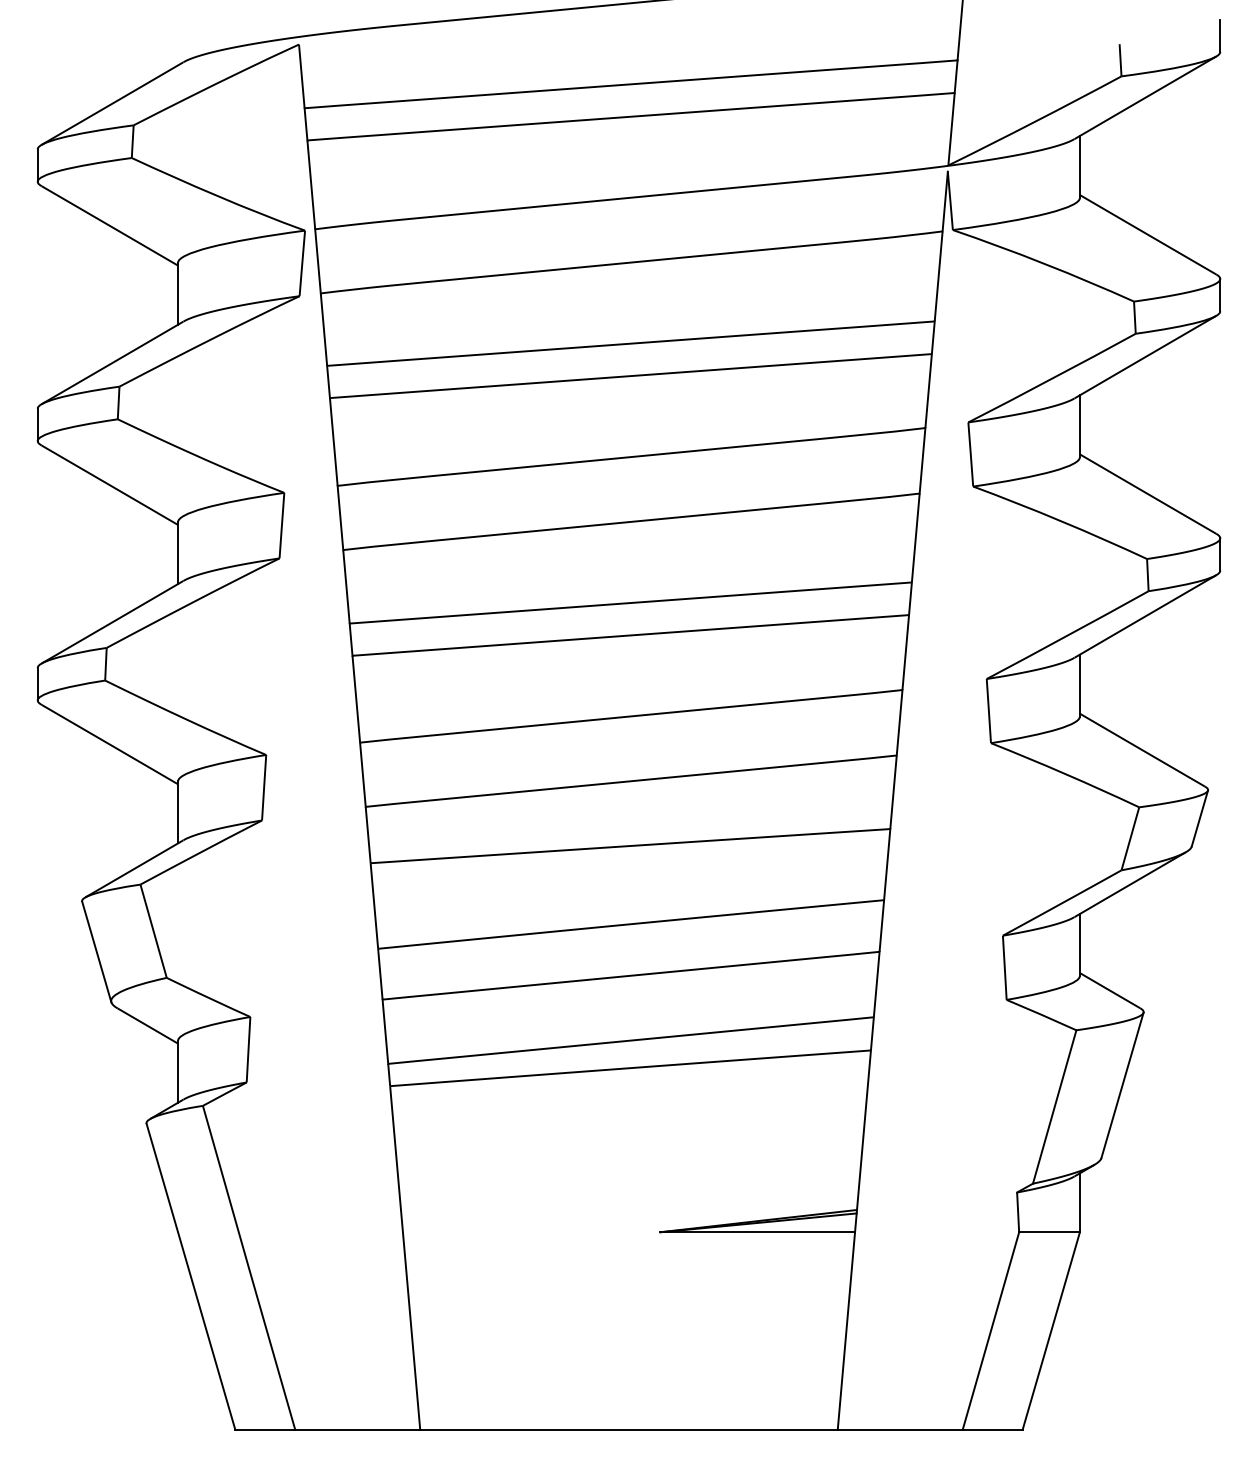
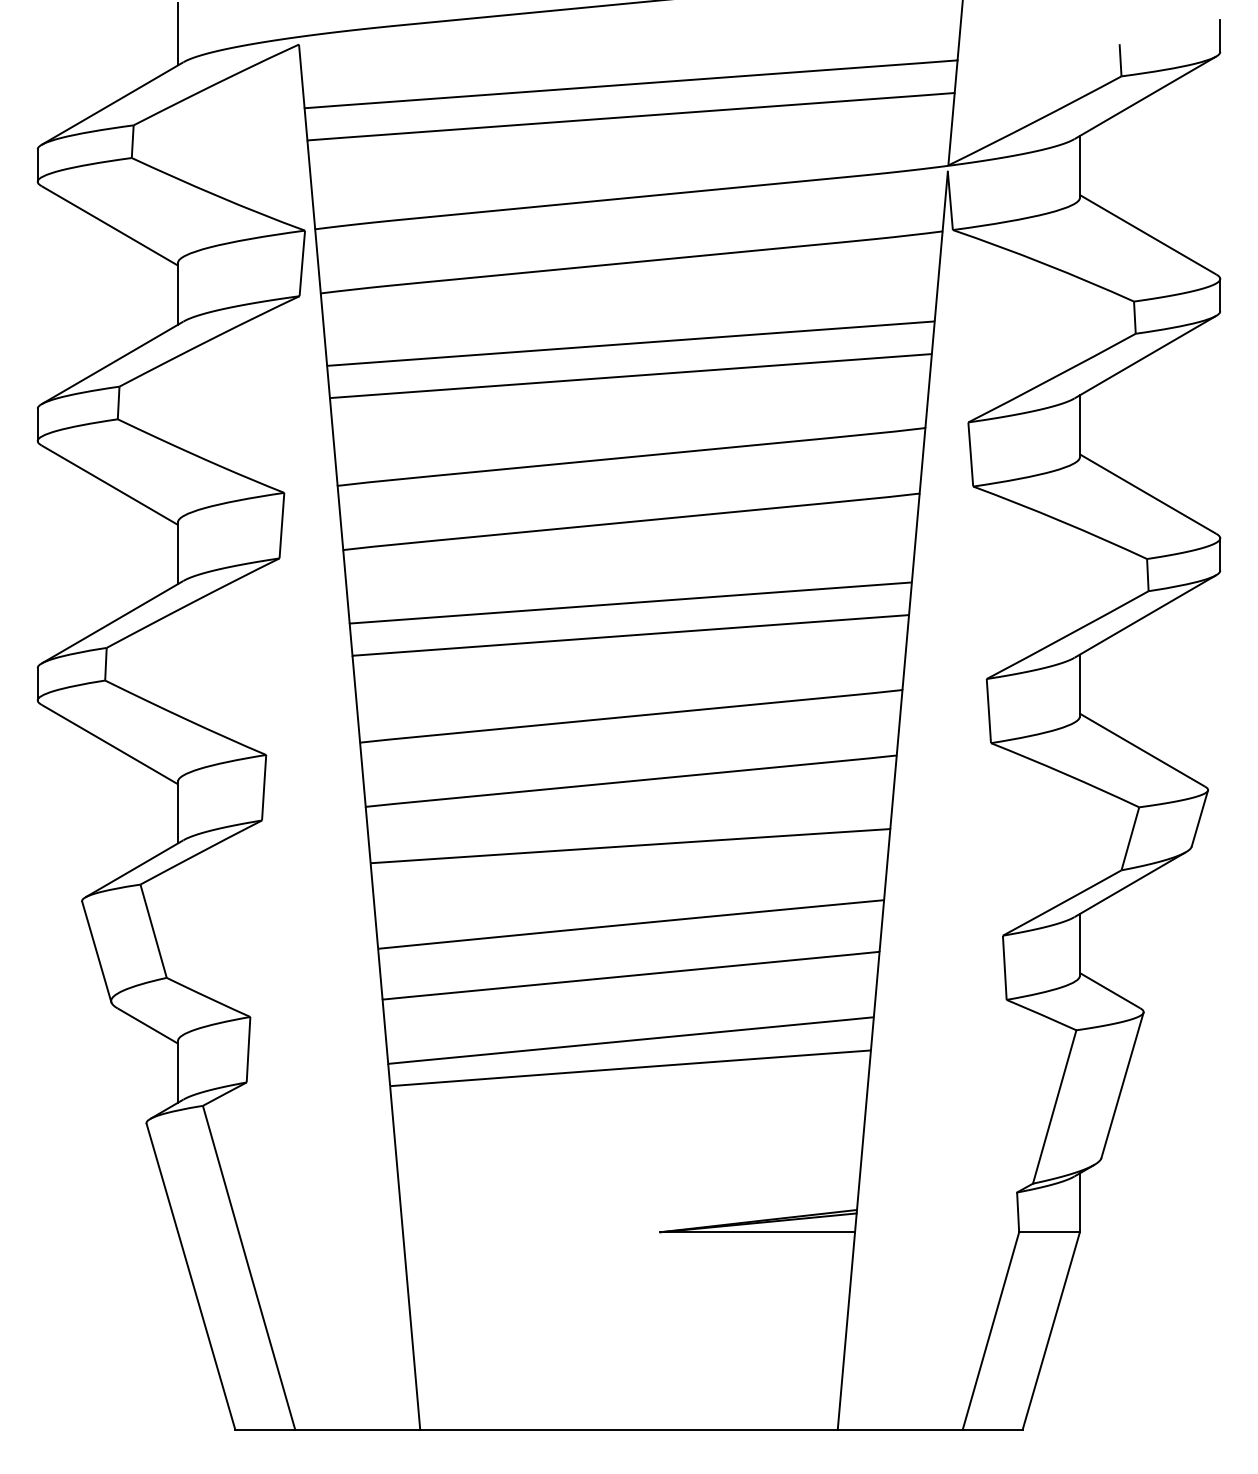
line: none -> present (178, 34)
